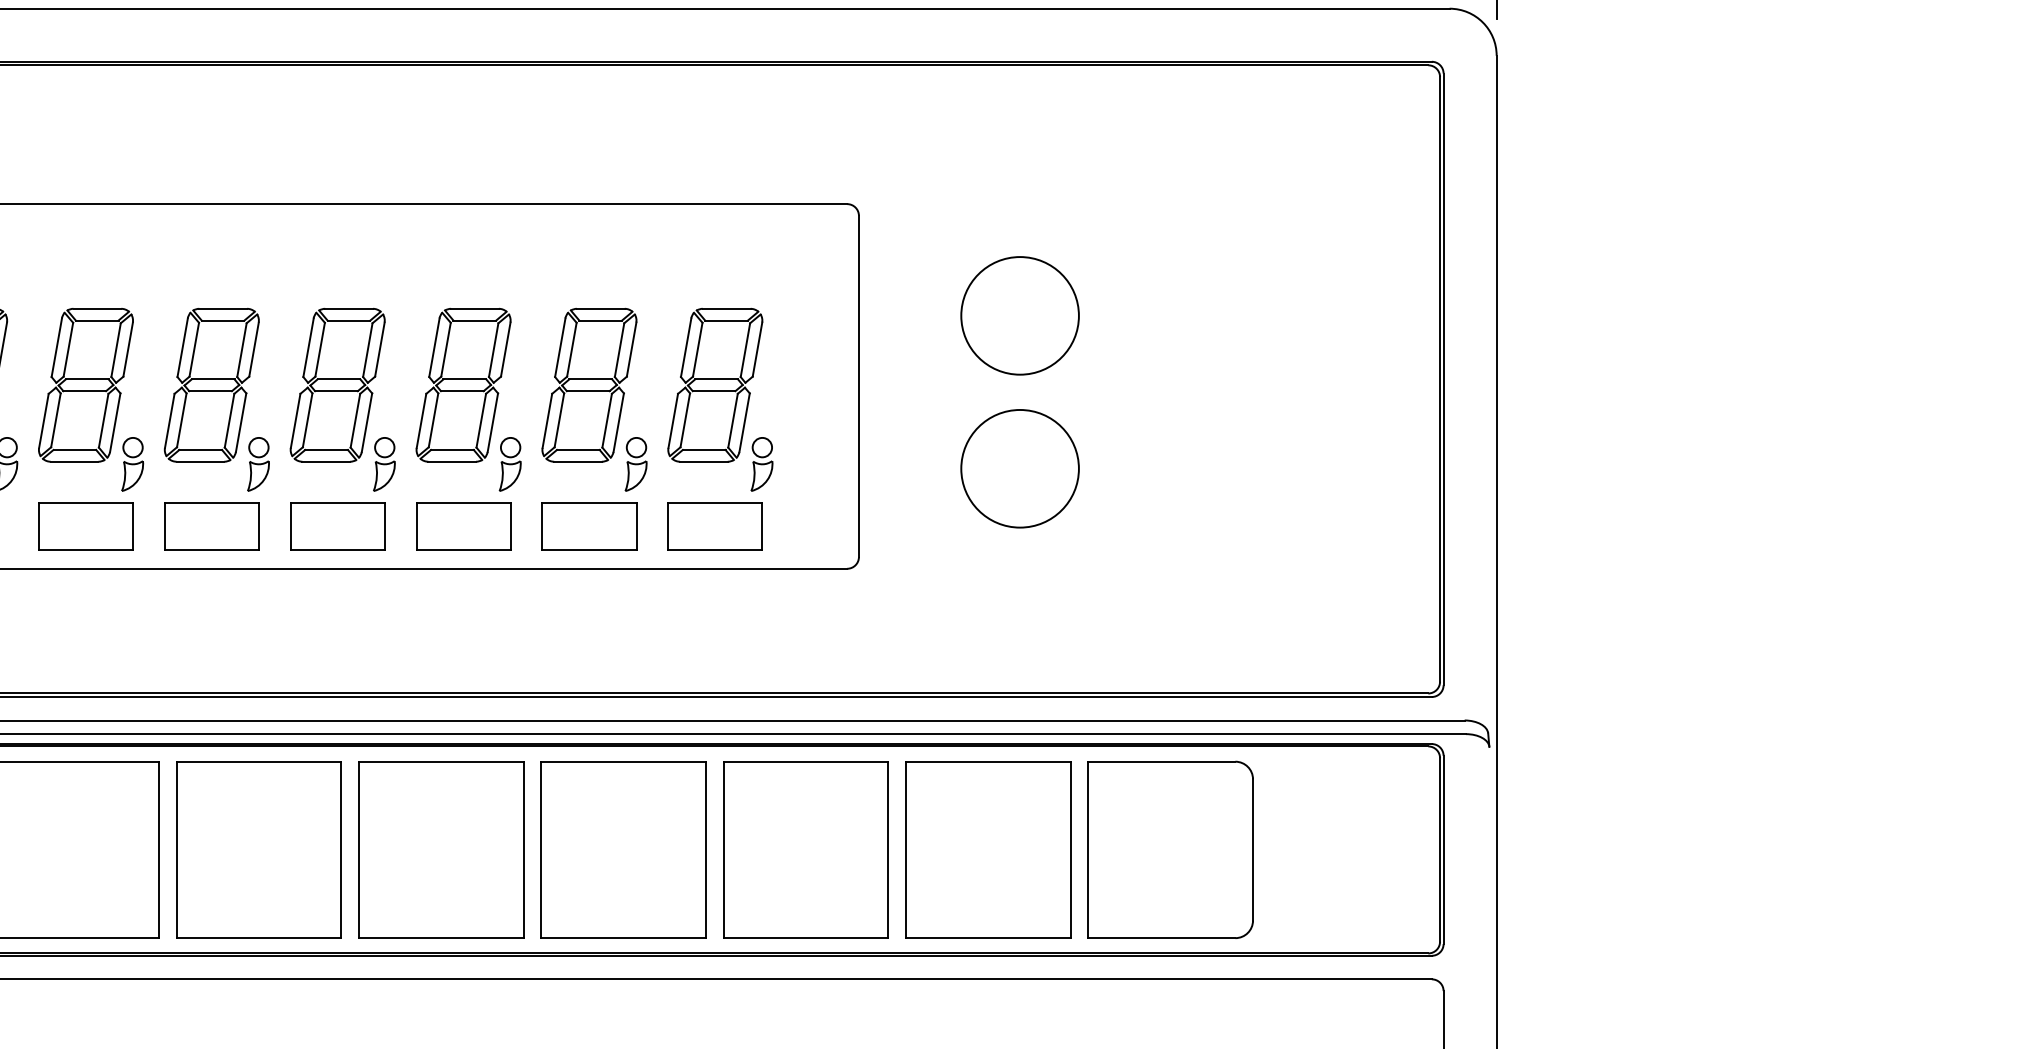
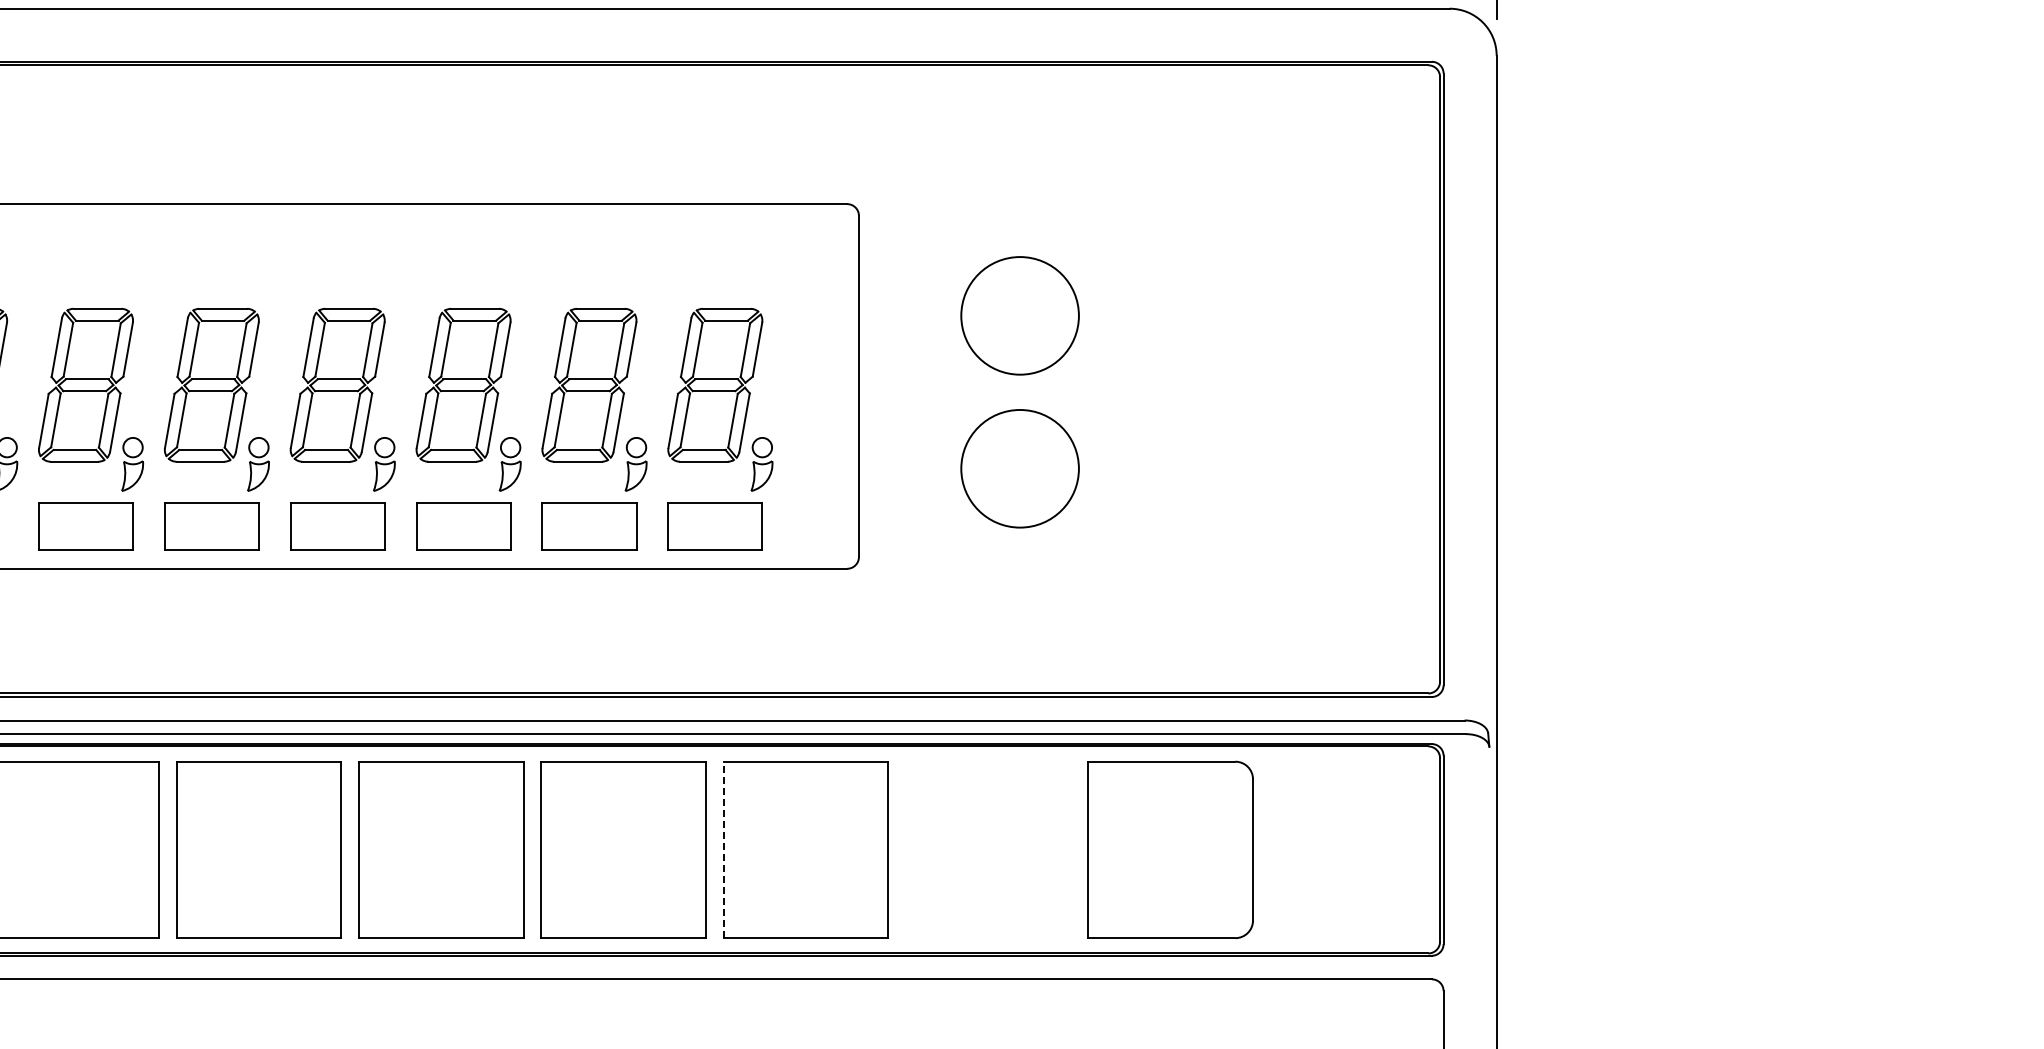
line: solid -> dashed (723, 849)
part: present -> none (988, 849)
